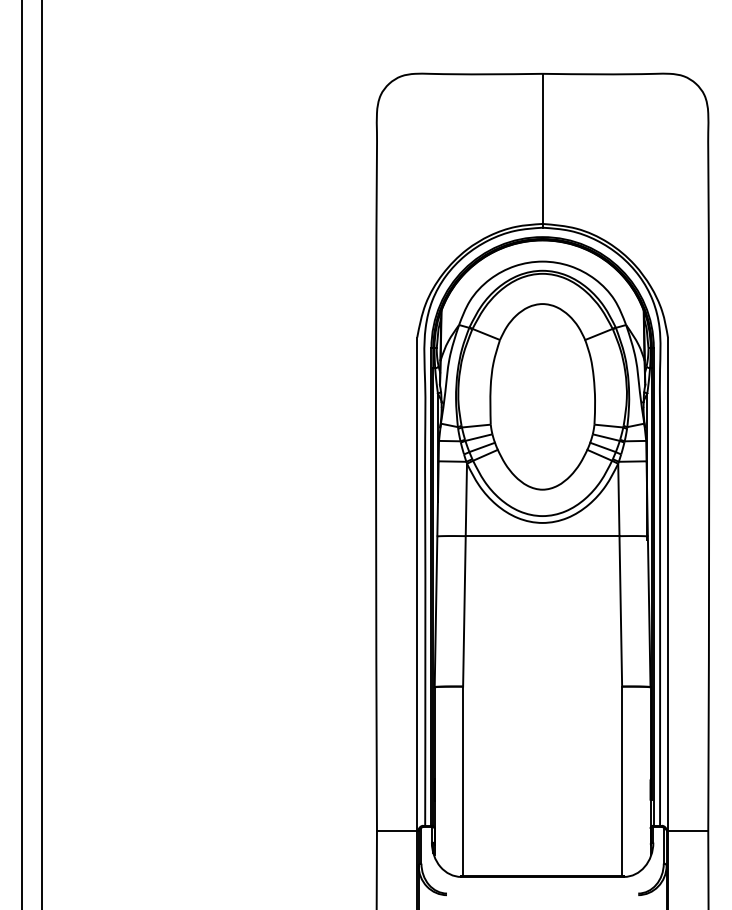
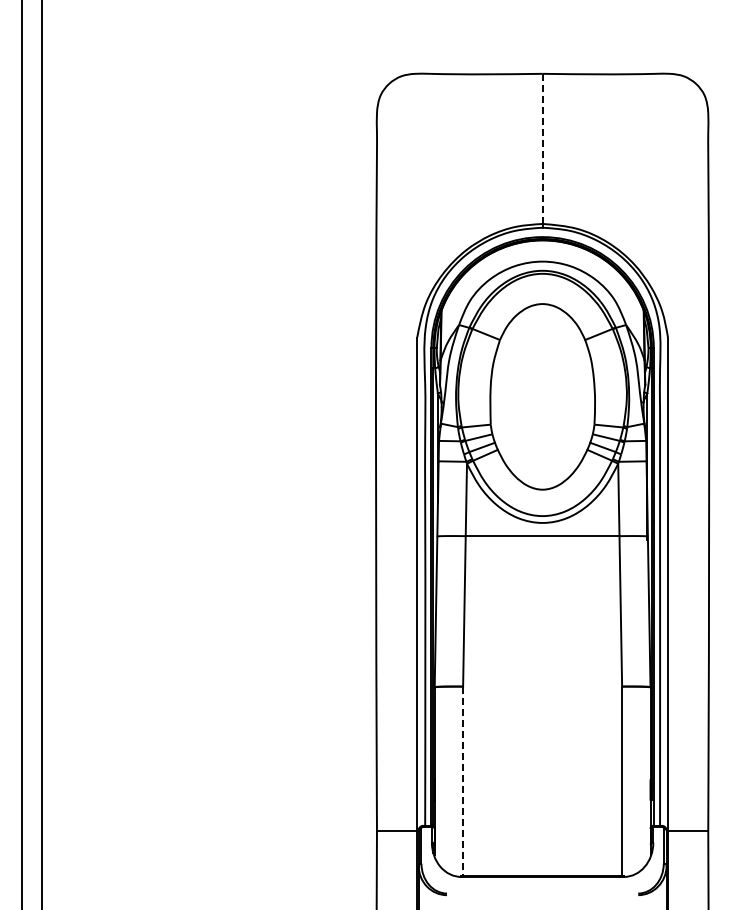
line: solid -> dashed (542, 149)
line: solid -> dashed (463, 781)
